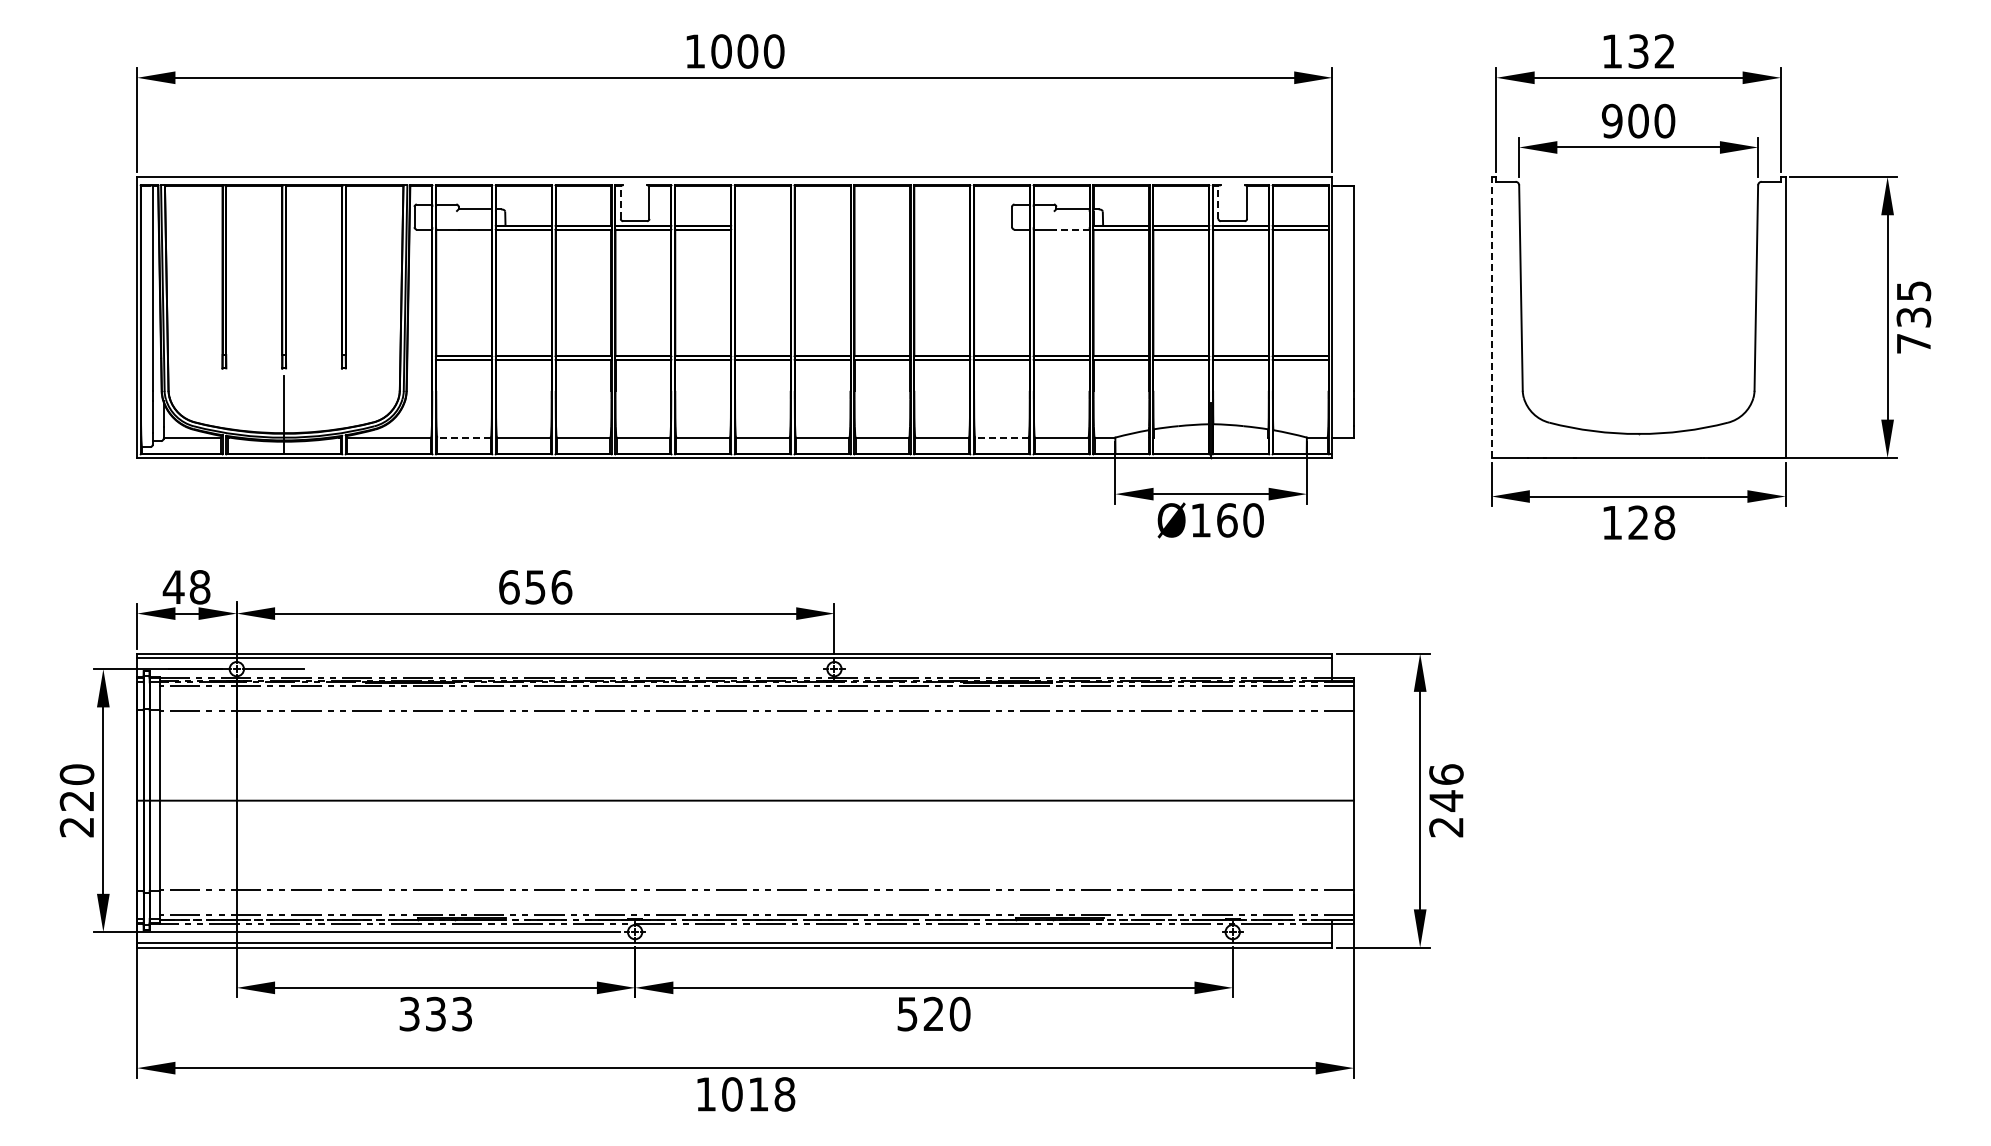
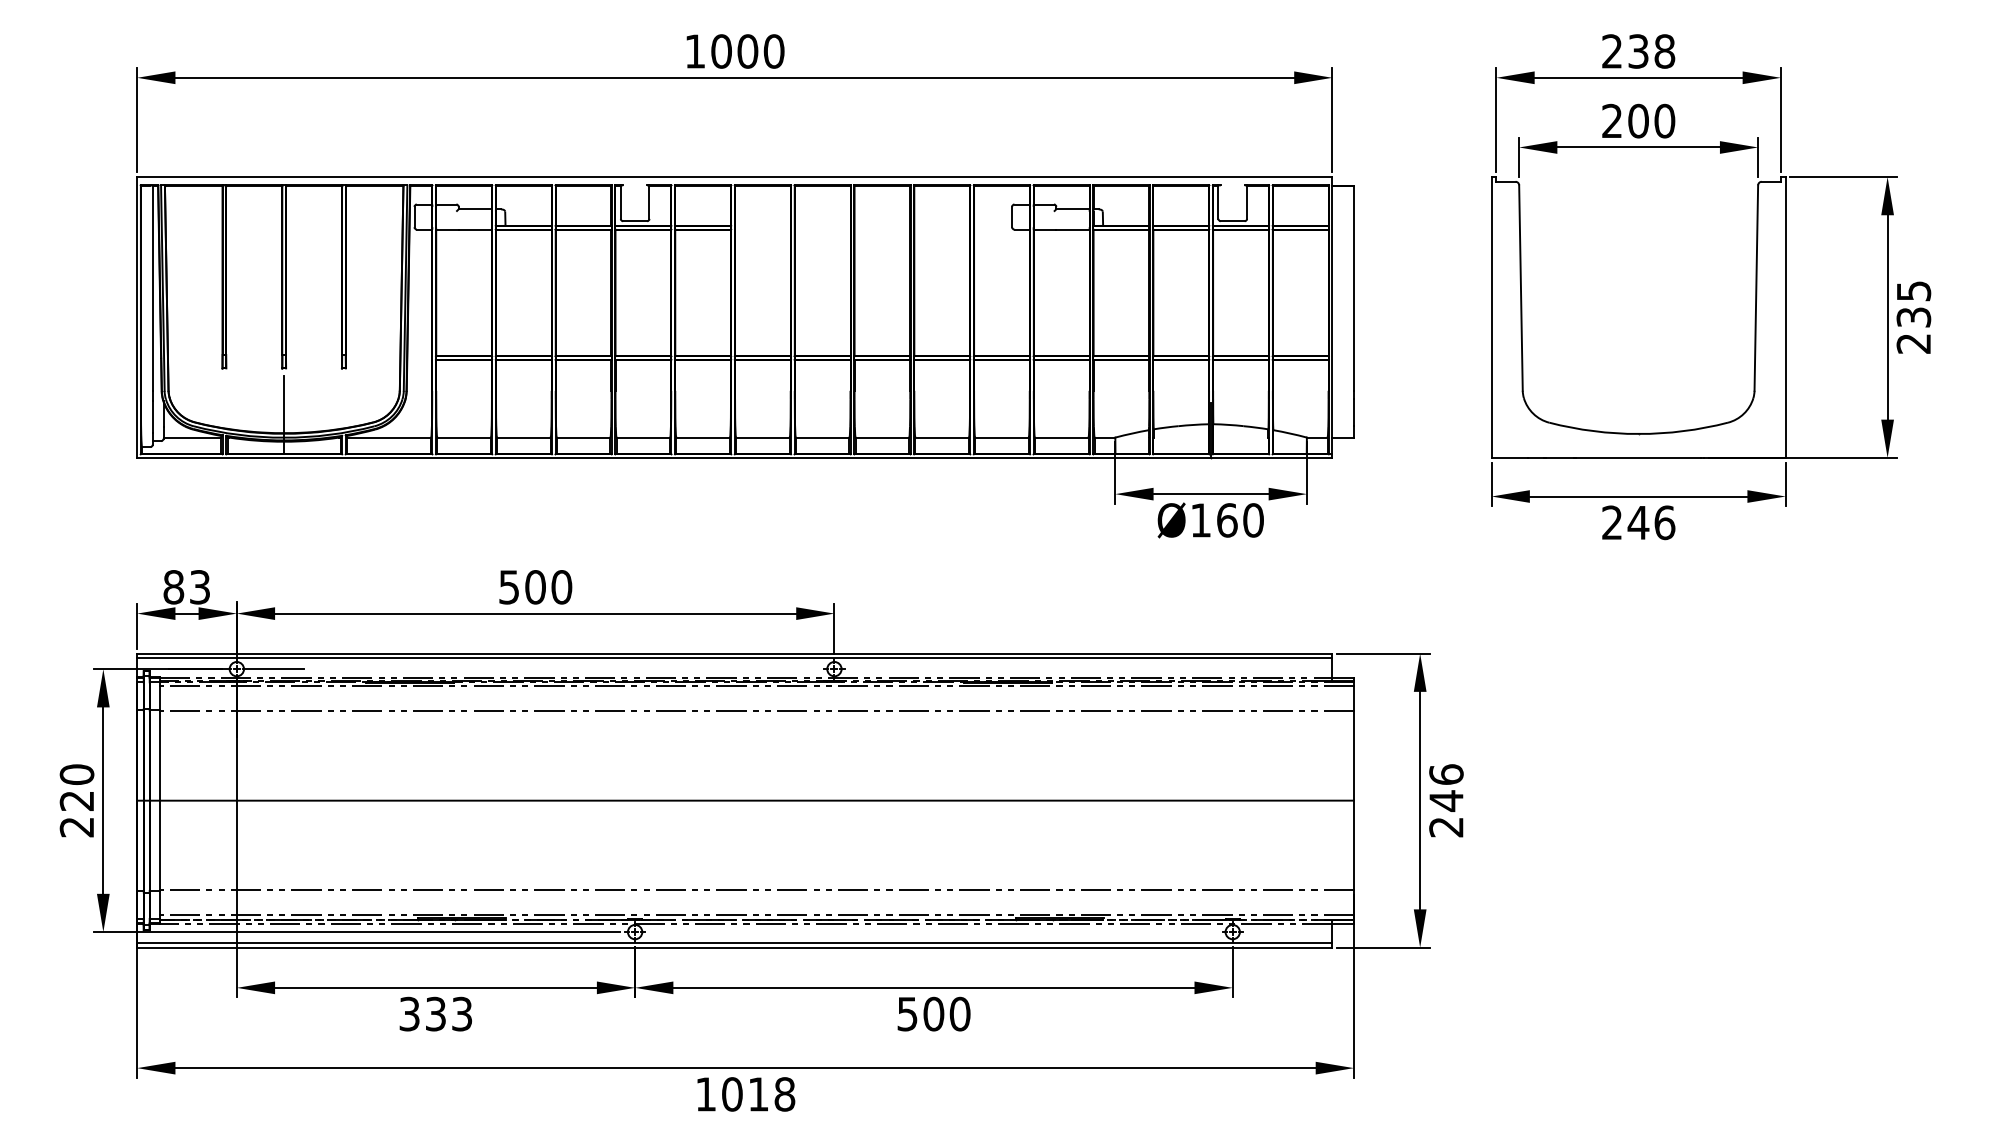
text: 132 -> 238 (1638, 51)
text: 900 -> 200 (1611, 121)
line: dashed -> solid (620, 202)
line: dashed -> solid (1218, 202)
line: dashed -> solid (1072, 229)
line: dashed -> solid (1491, 316)
text: 735 -> 235 (1913, 343)
line: dashed -> solid (464, 437)
line: dashed -> solid (1001, 437)
text: 128 -> 246 (1638, 522)
text: 48 -> 83 (186, 587)
text: 656 -> 500 (535, 587)
text: 520 -> 500 (933, 1013)
